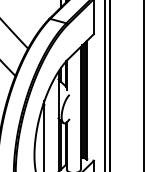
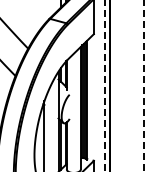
line: solid -> dashed (104, 85)
line: solid -> dashed (143, 85)
